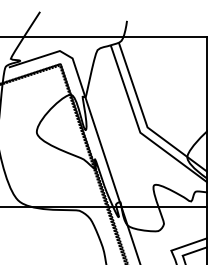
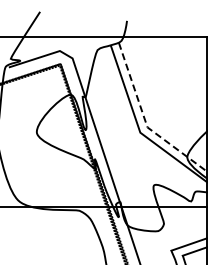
line: solid -> dashed (145, 120)
